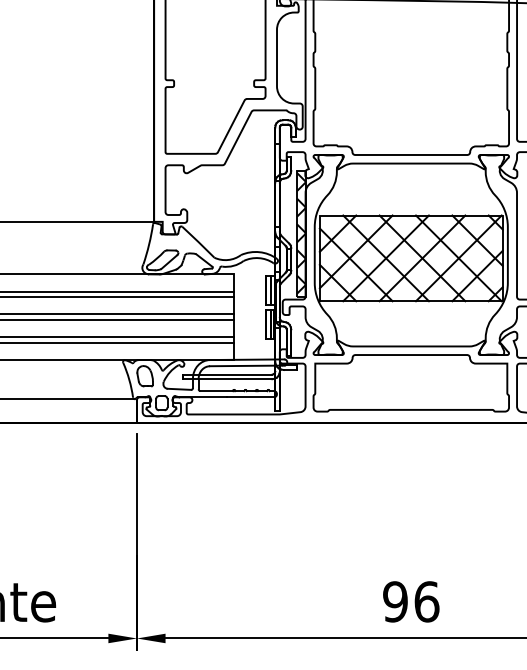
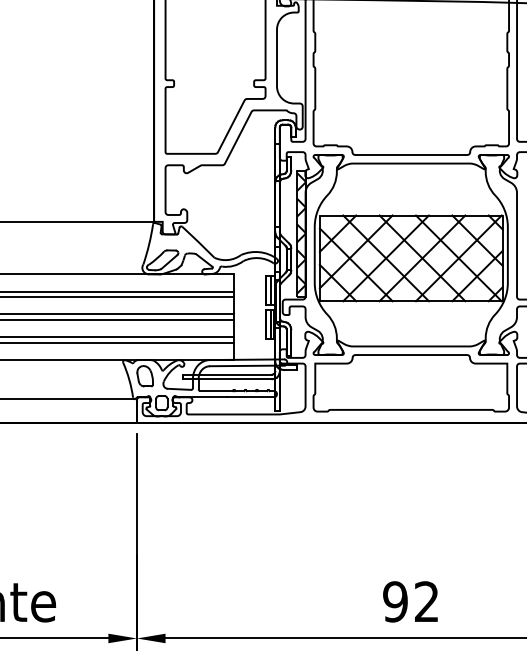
text: 96 -> 92 (426, 601)
